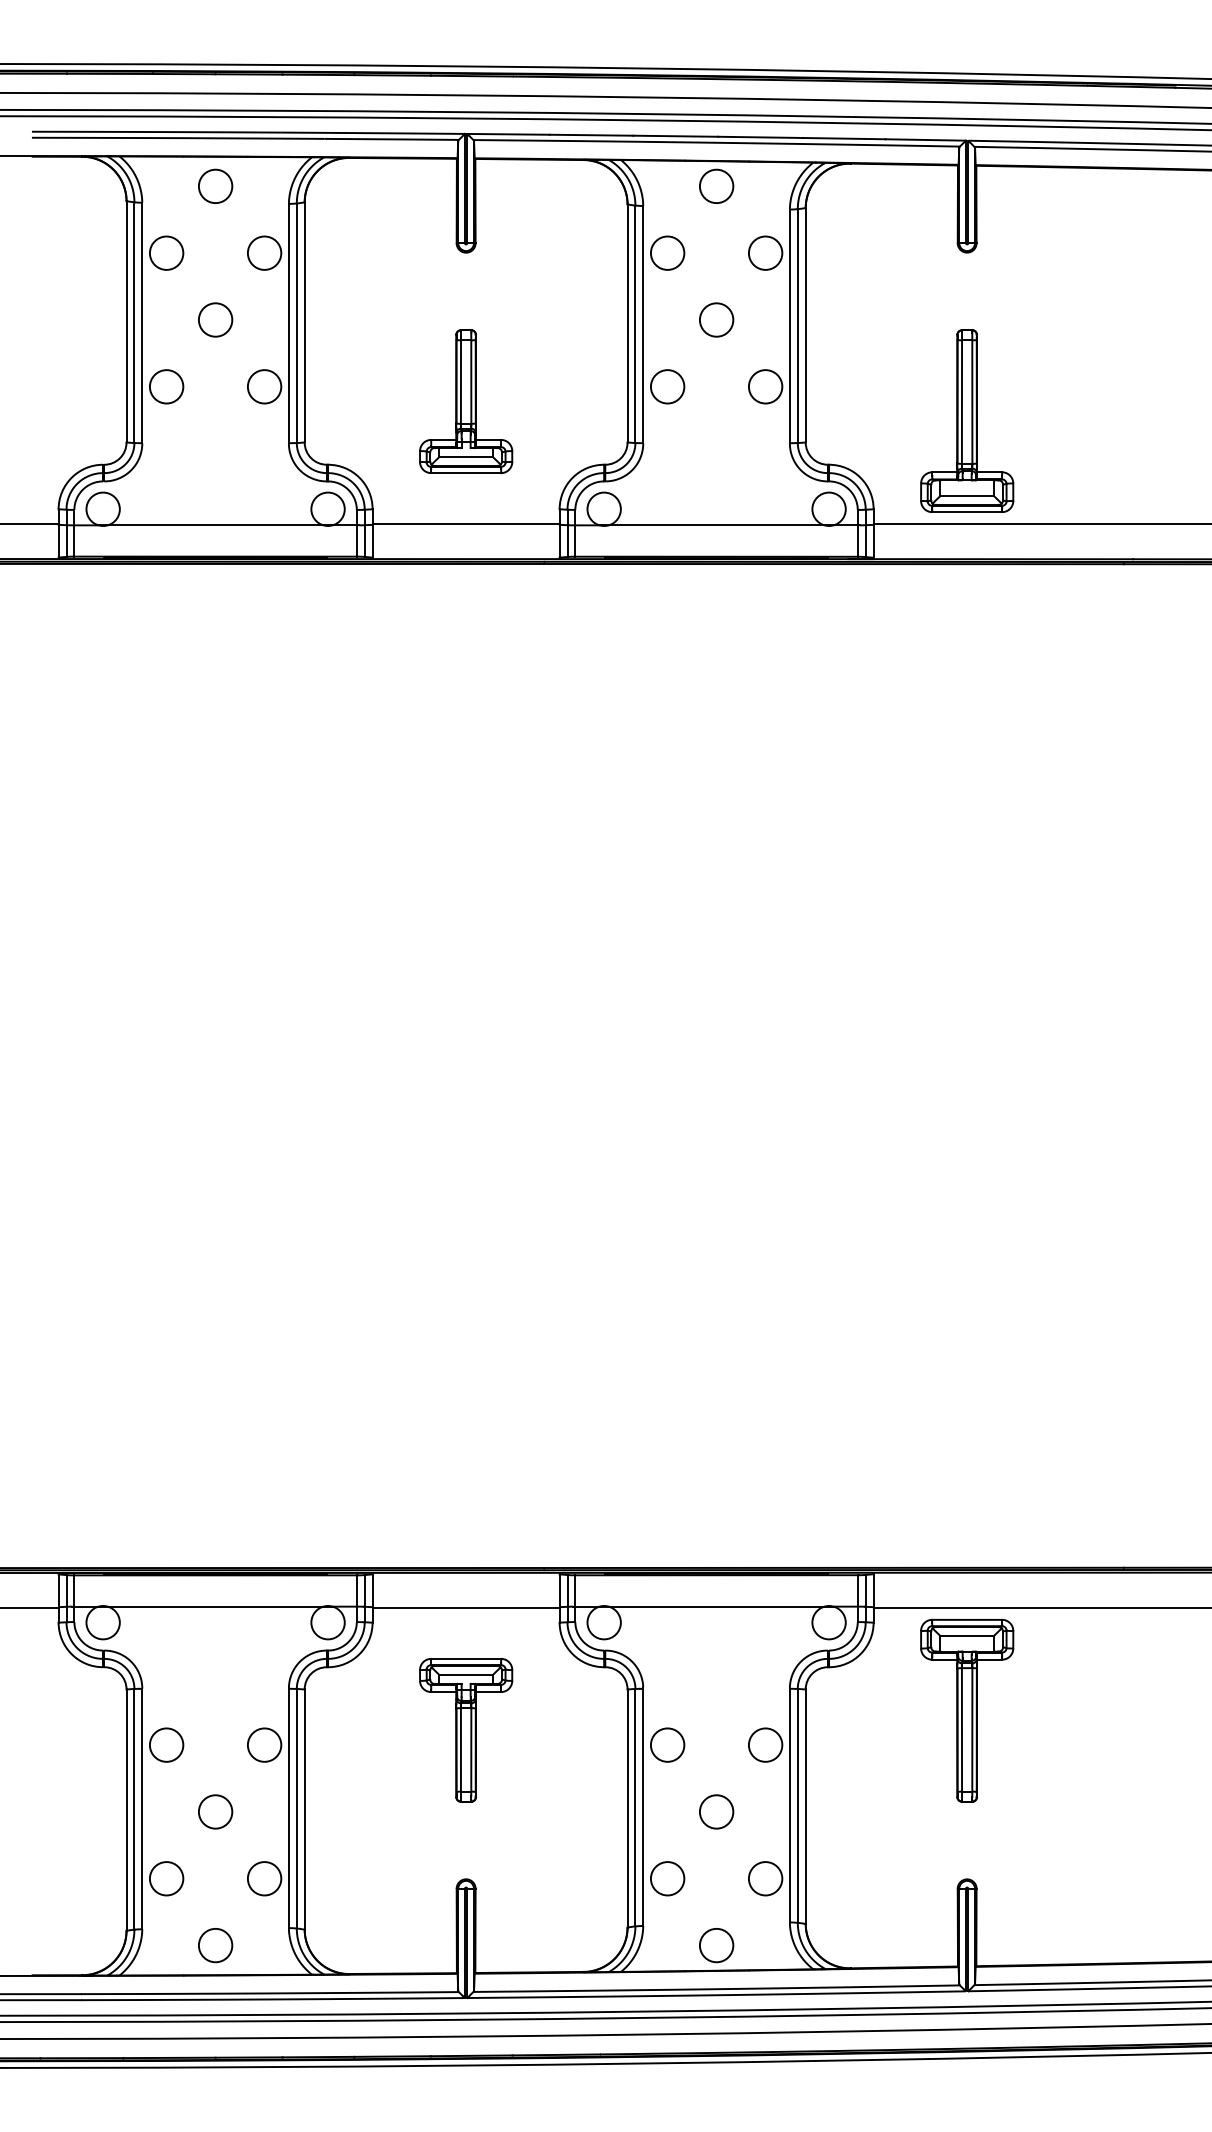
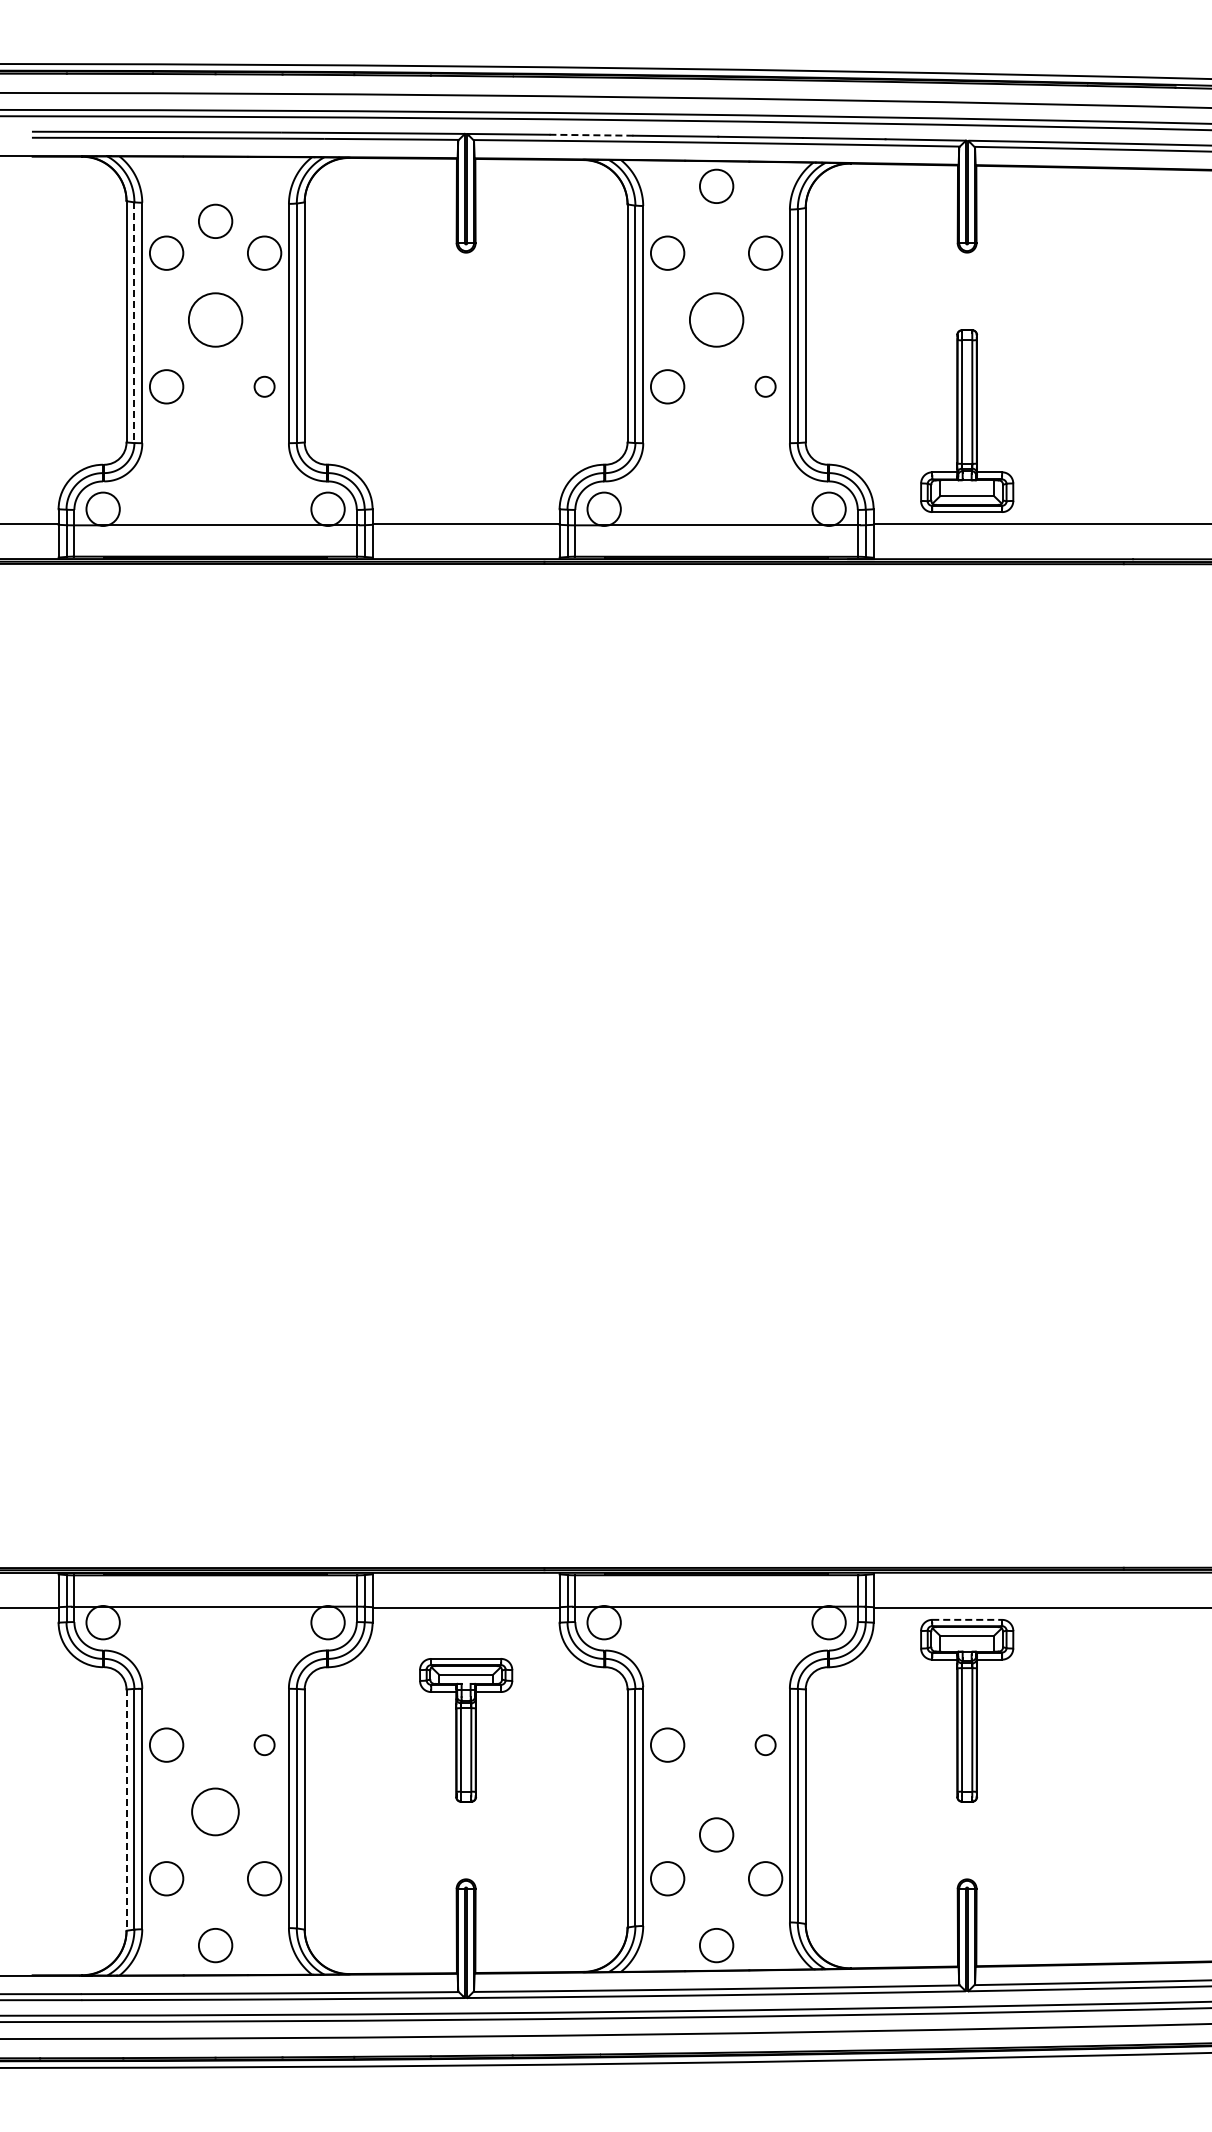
line: solid -> dashed (591, 135)
circle position: (215, 185) -> (215, 220) (215, 220)
circle diameter: 33 px -> 53 px (215, 319)
circle diameter: 33 px -> 53 px (716, 319)
line: solid -> dashed (134, 323)
circle diameter: 33 px -> 20 px (264, 386)
circle diameter: 33 px -> 20 px (765, 386)
part: present -> none (466, 401)
line: solid -> dashed (967, 1619)
circle diameter: 33 px -> 20 px (264, 1745)
circle diameter: 33 px -> 20 px (765, 1745)
line: solid -> dashed (126, 1810)
circle size: 36x36 px -> 49x50 px (215, 1811)
circle position: (716, 1811) -> (716, 1834) (716, 1834)
